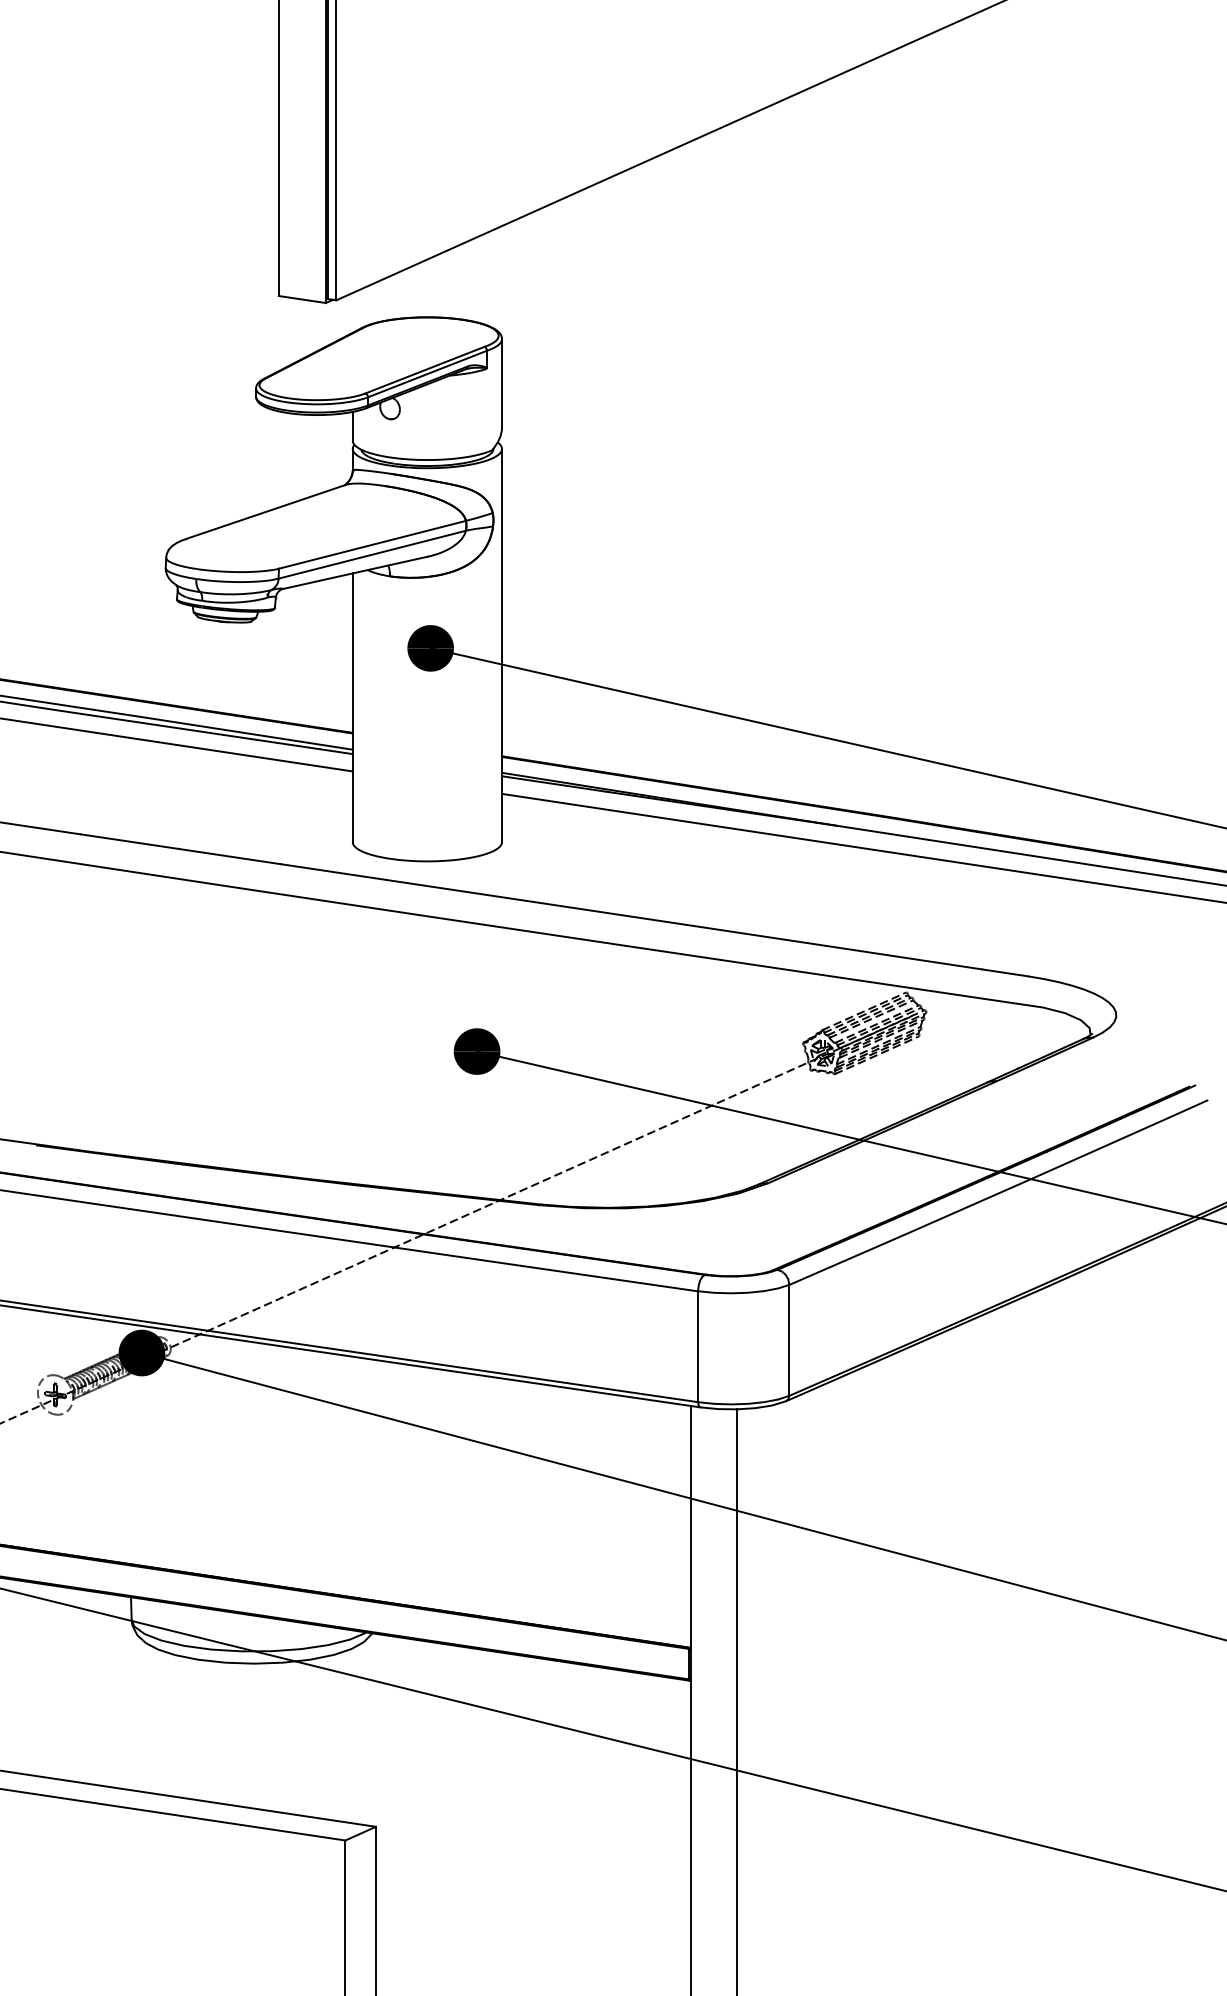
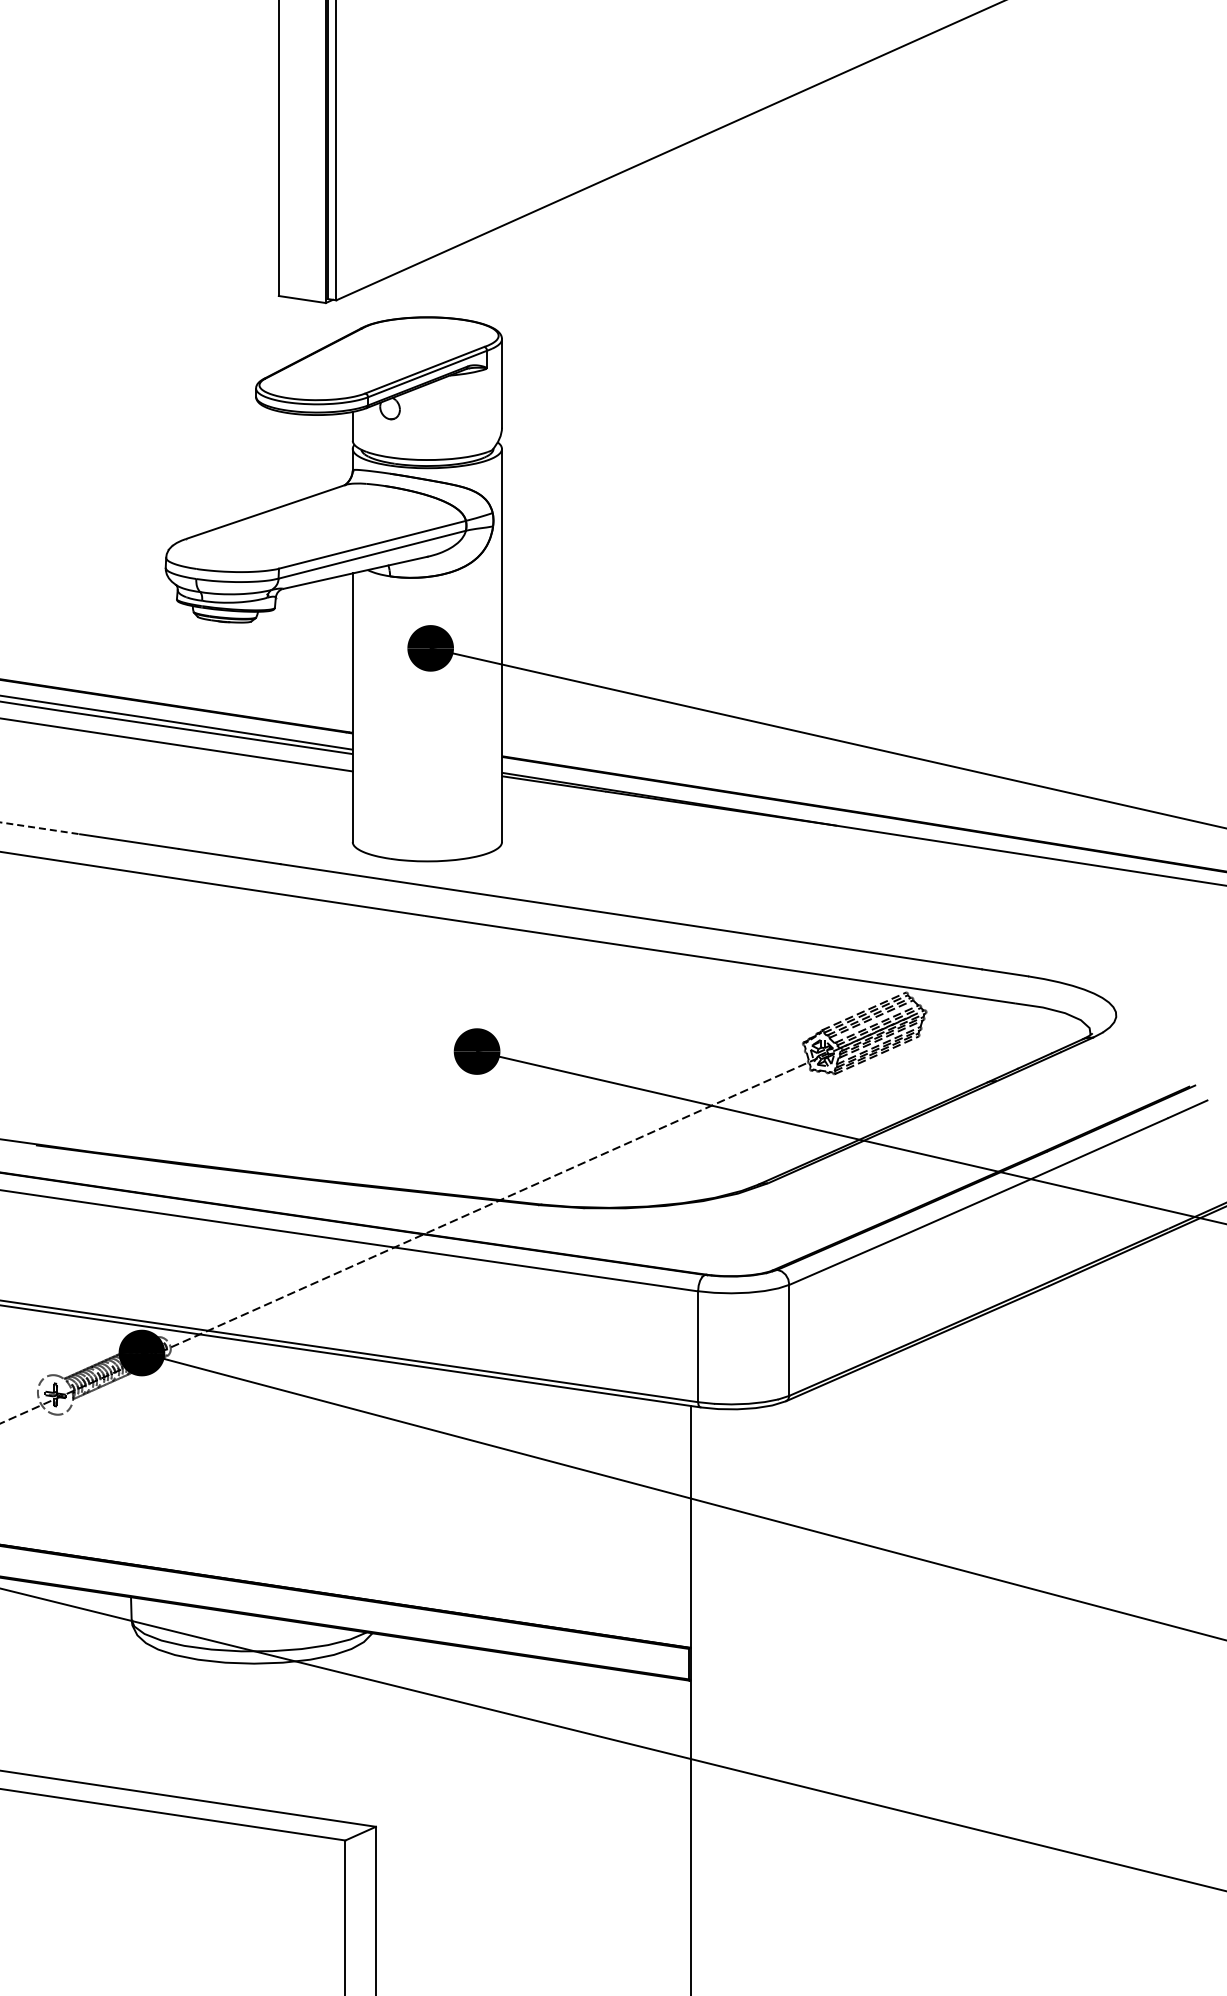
line: solid -> dashed (40, 828)
line: present -> none (862, 847)
line: present -> none (737, 1700)
